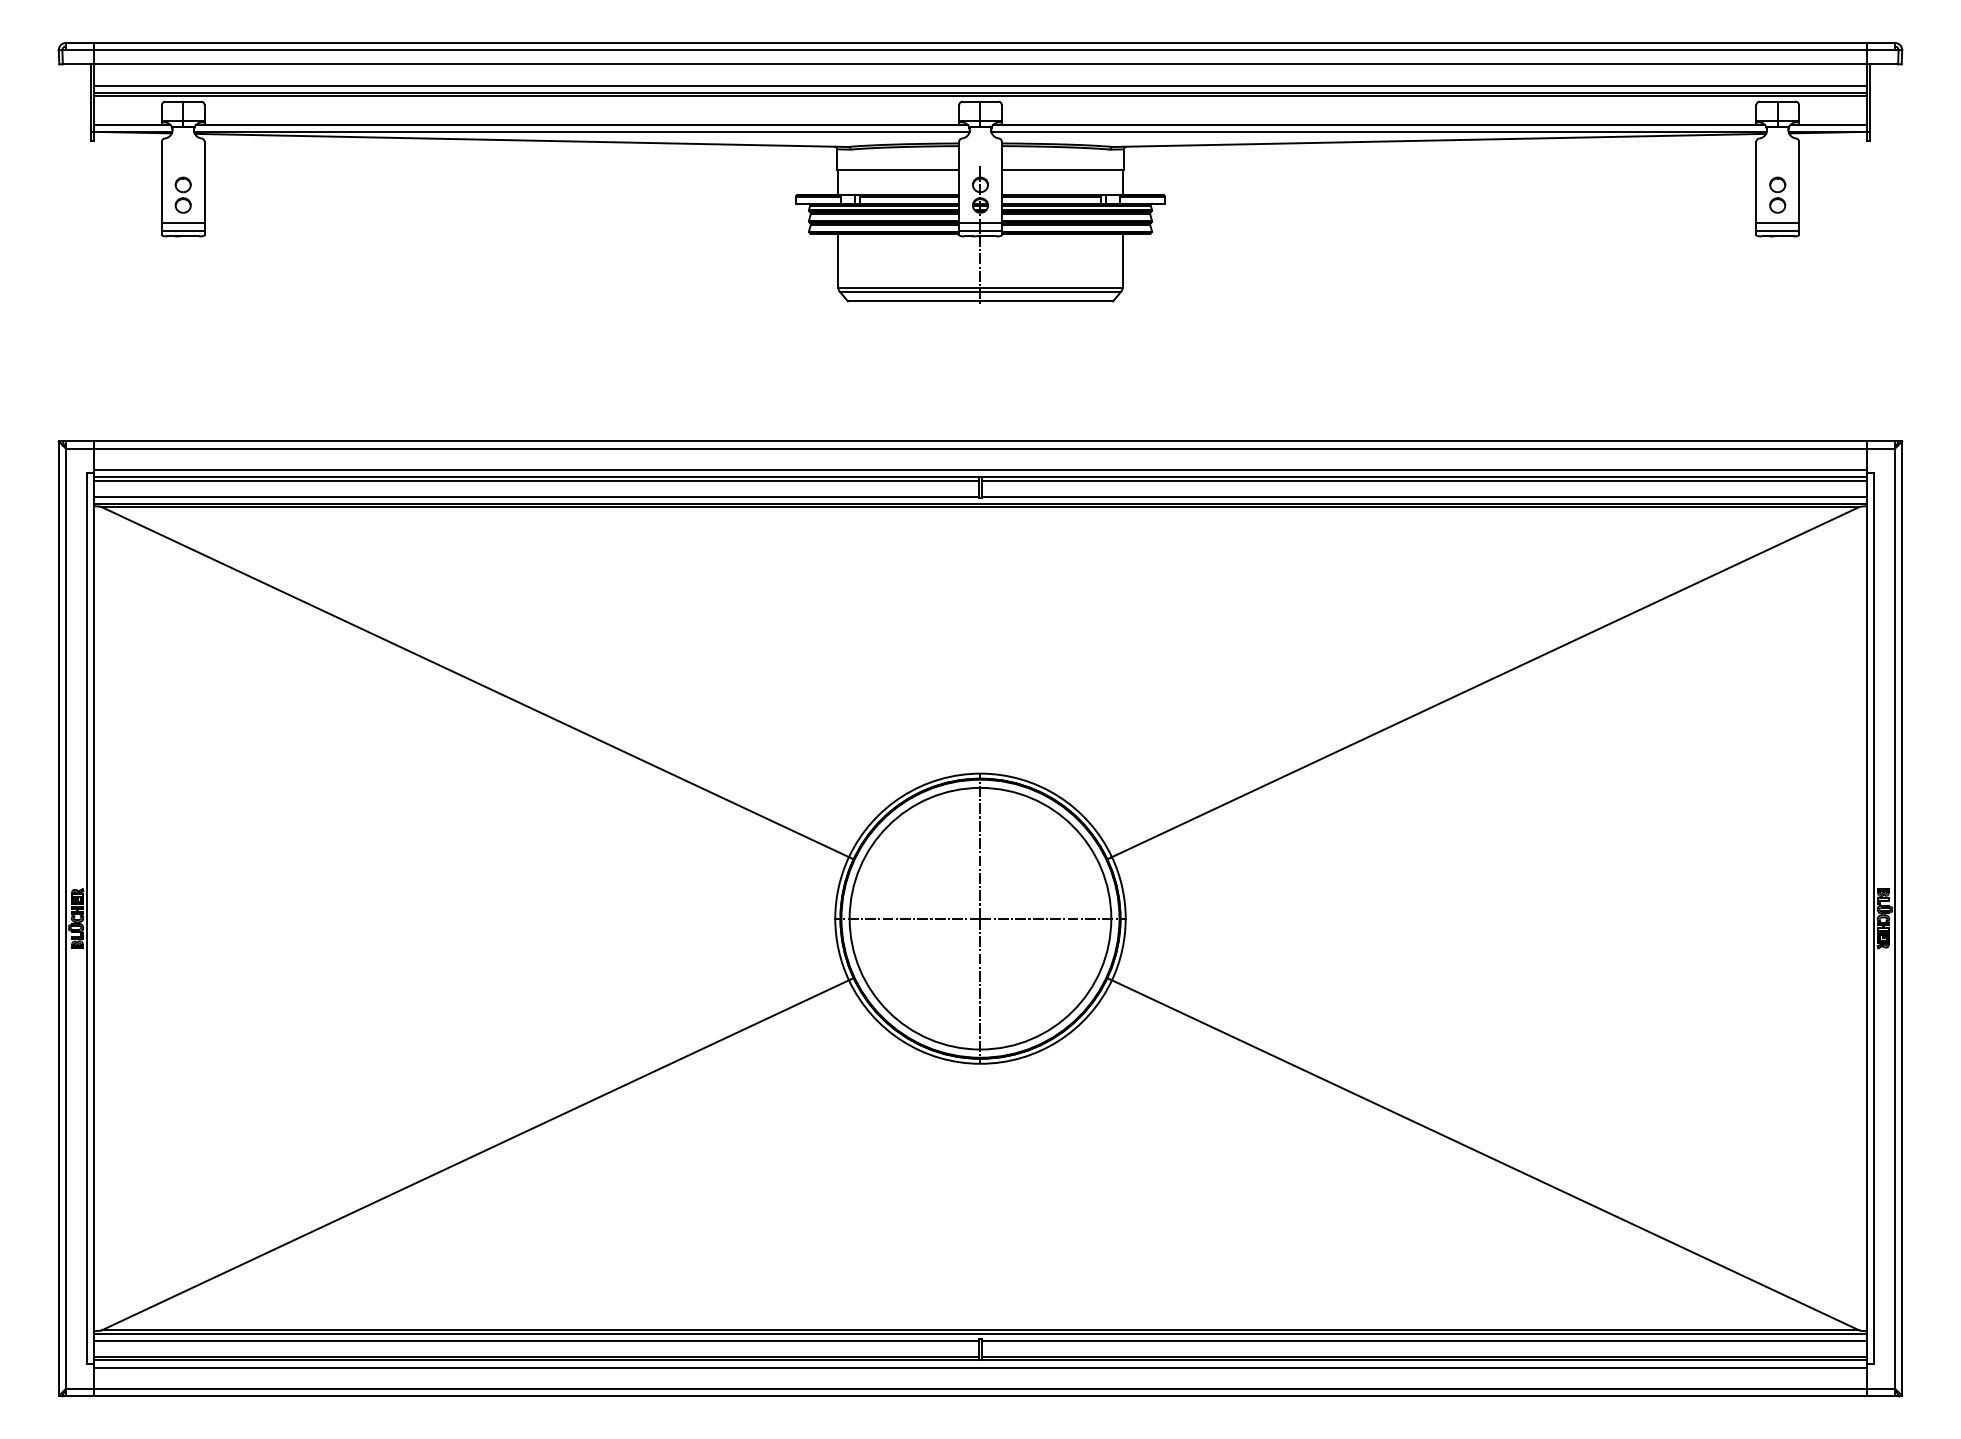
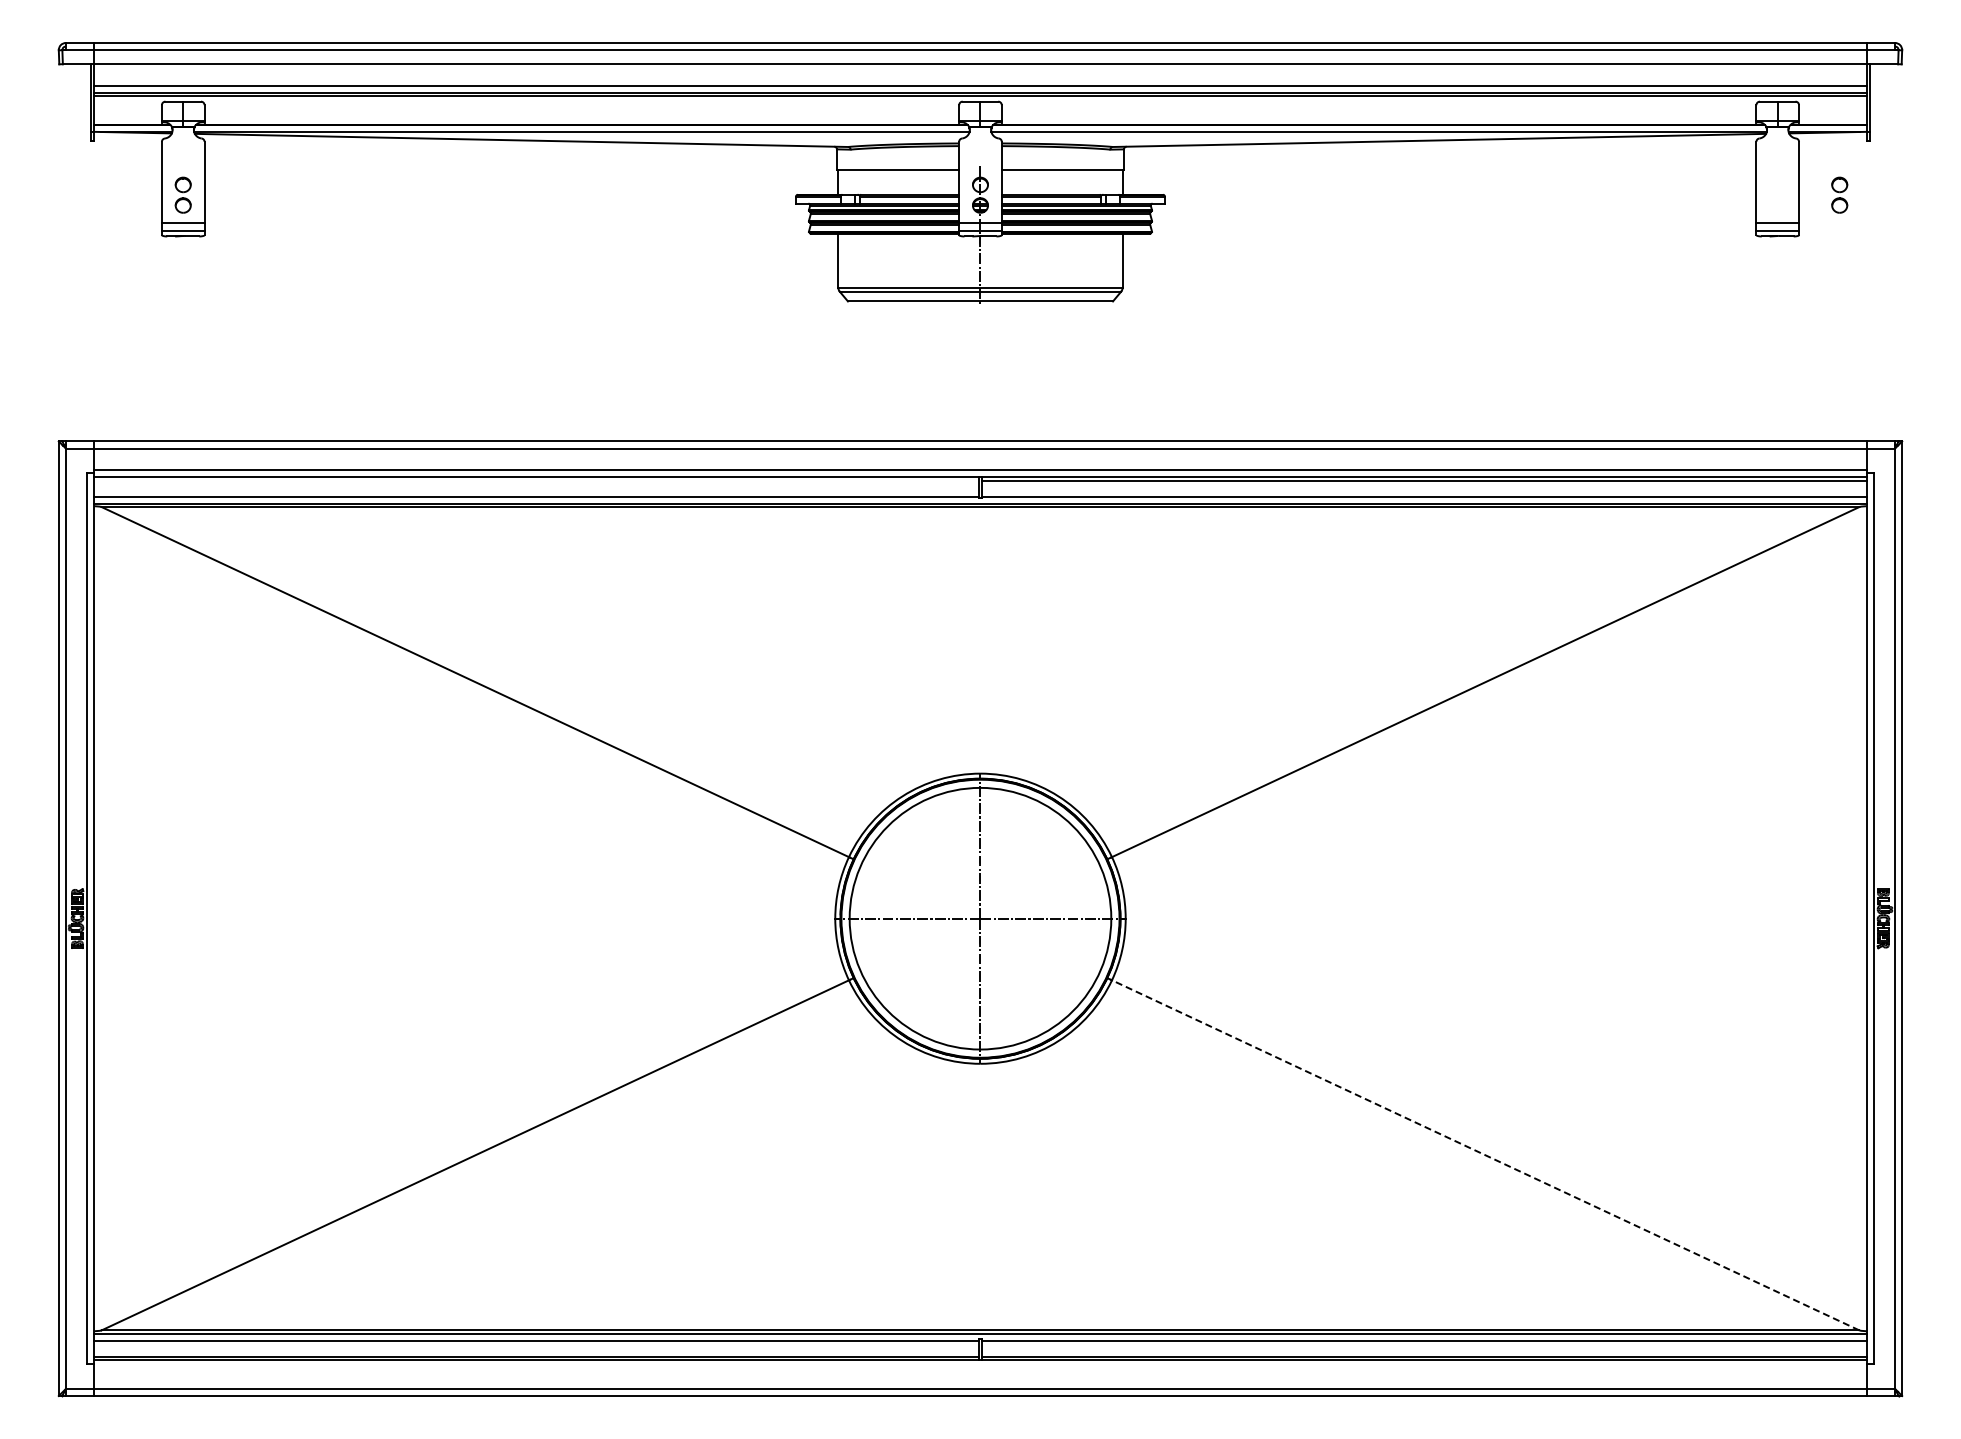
part position: (1777, 194) -> (1839, 194) (1839, 194)
line: present -> none (536, 480)
line: solid -> dashed (1485, 1155)
line: present -> none (980, 1367)
